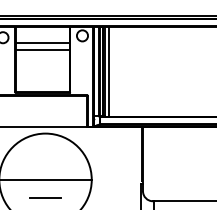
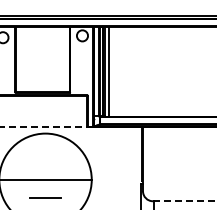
line: present -> none (42, 42)
line: present -> none (42, 49)
line: solid -> dashed (43, 126)
line: solid -> dashed (184, 201)
